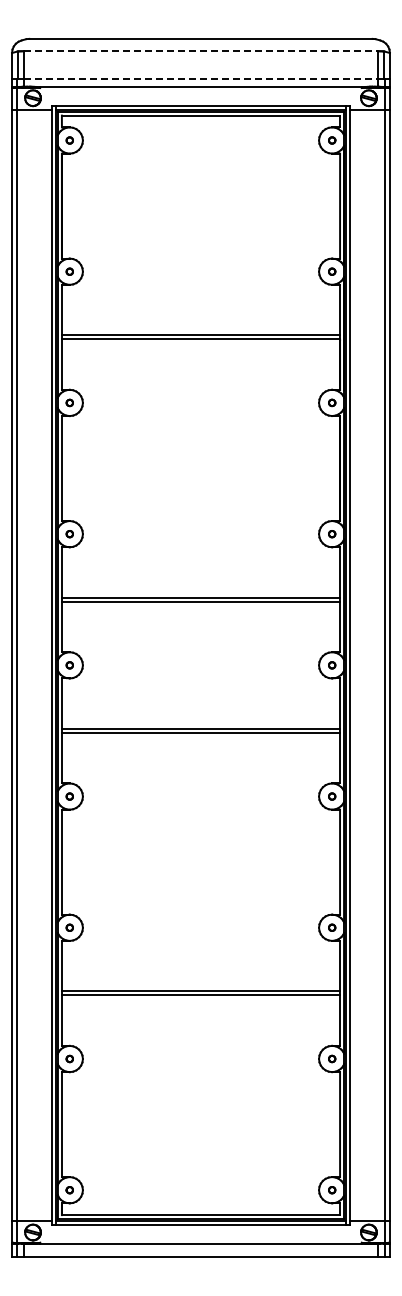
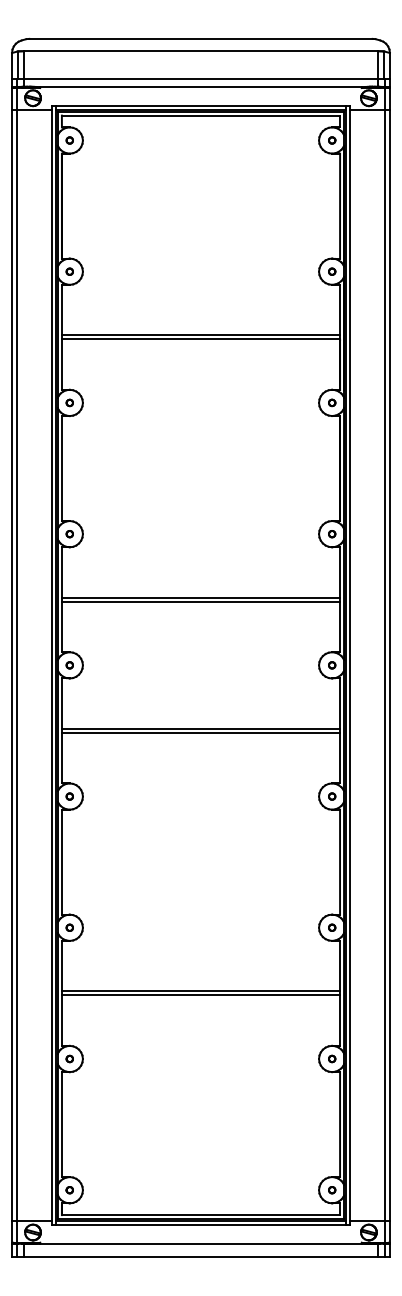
line: dashed -> solid (201, 51)
line: dashed -> solid (201, 78)
